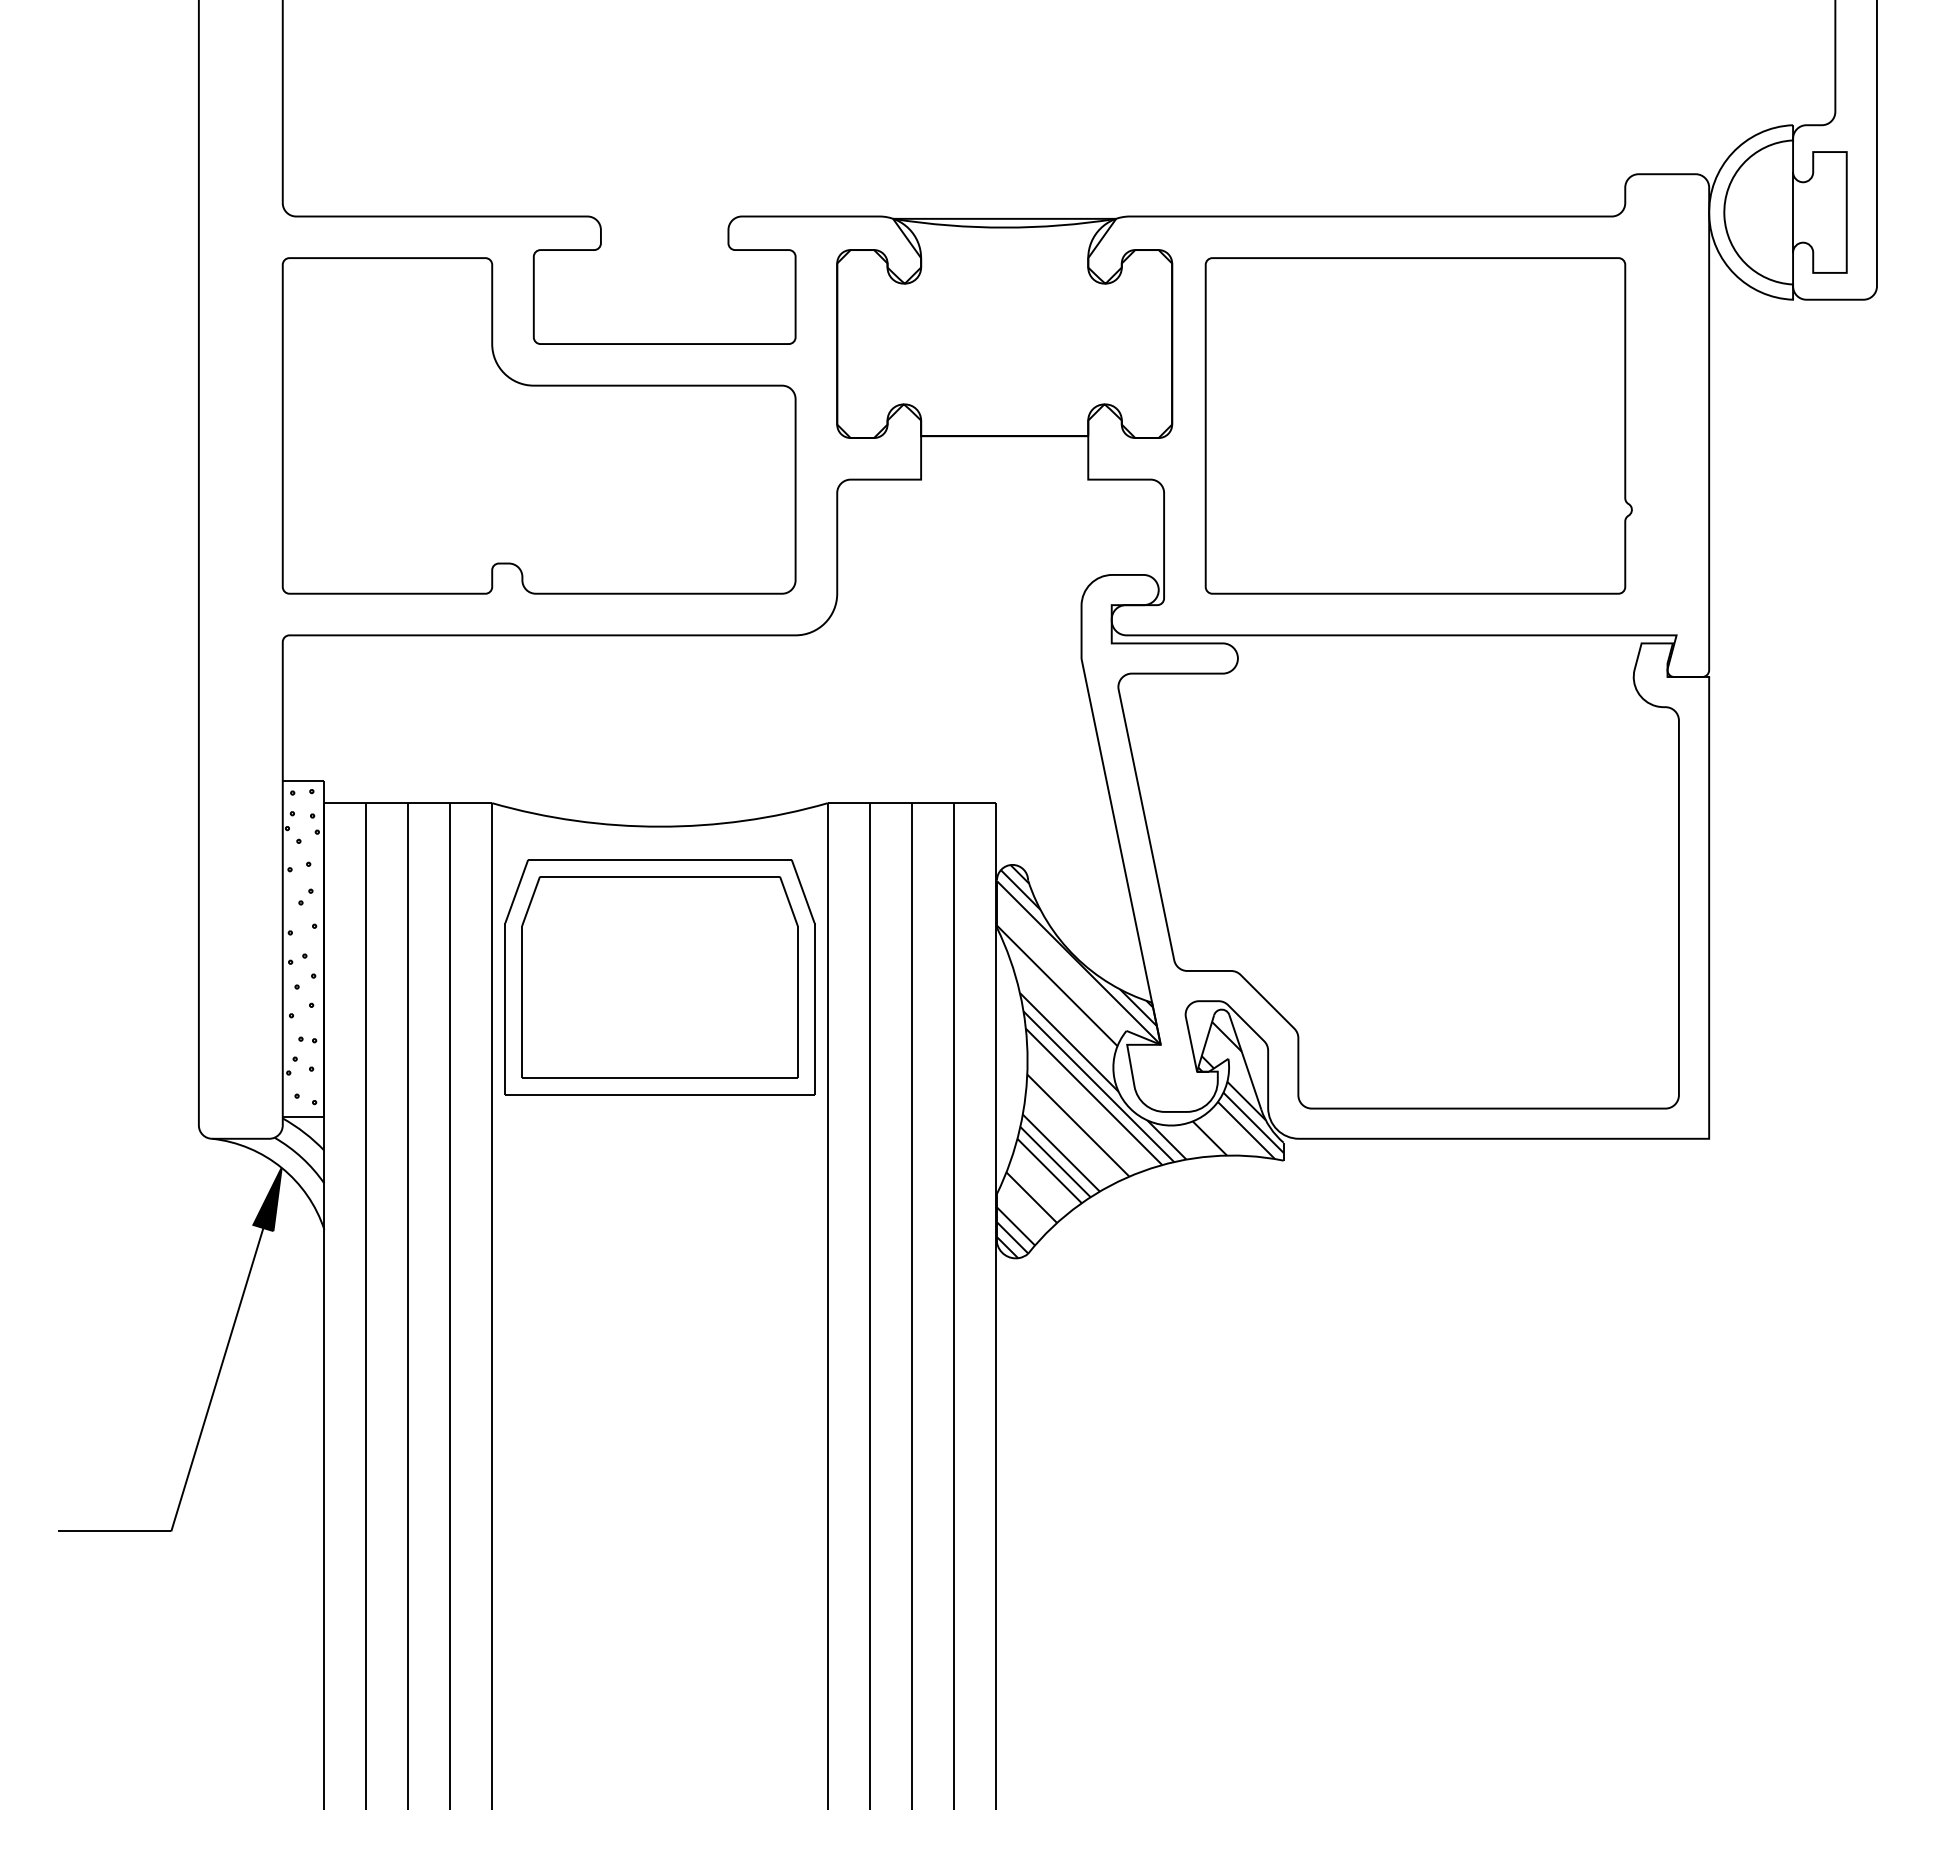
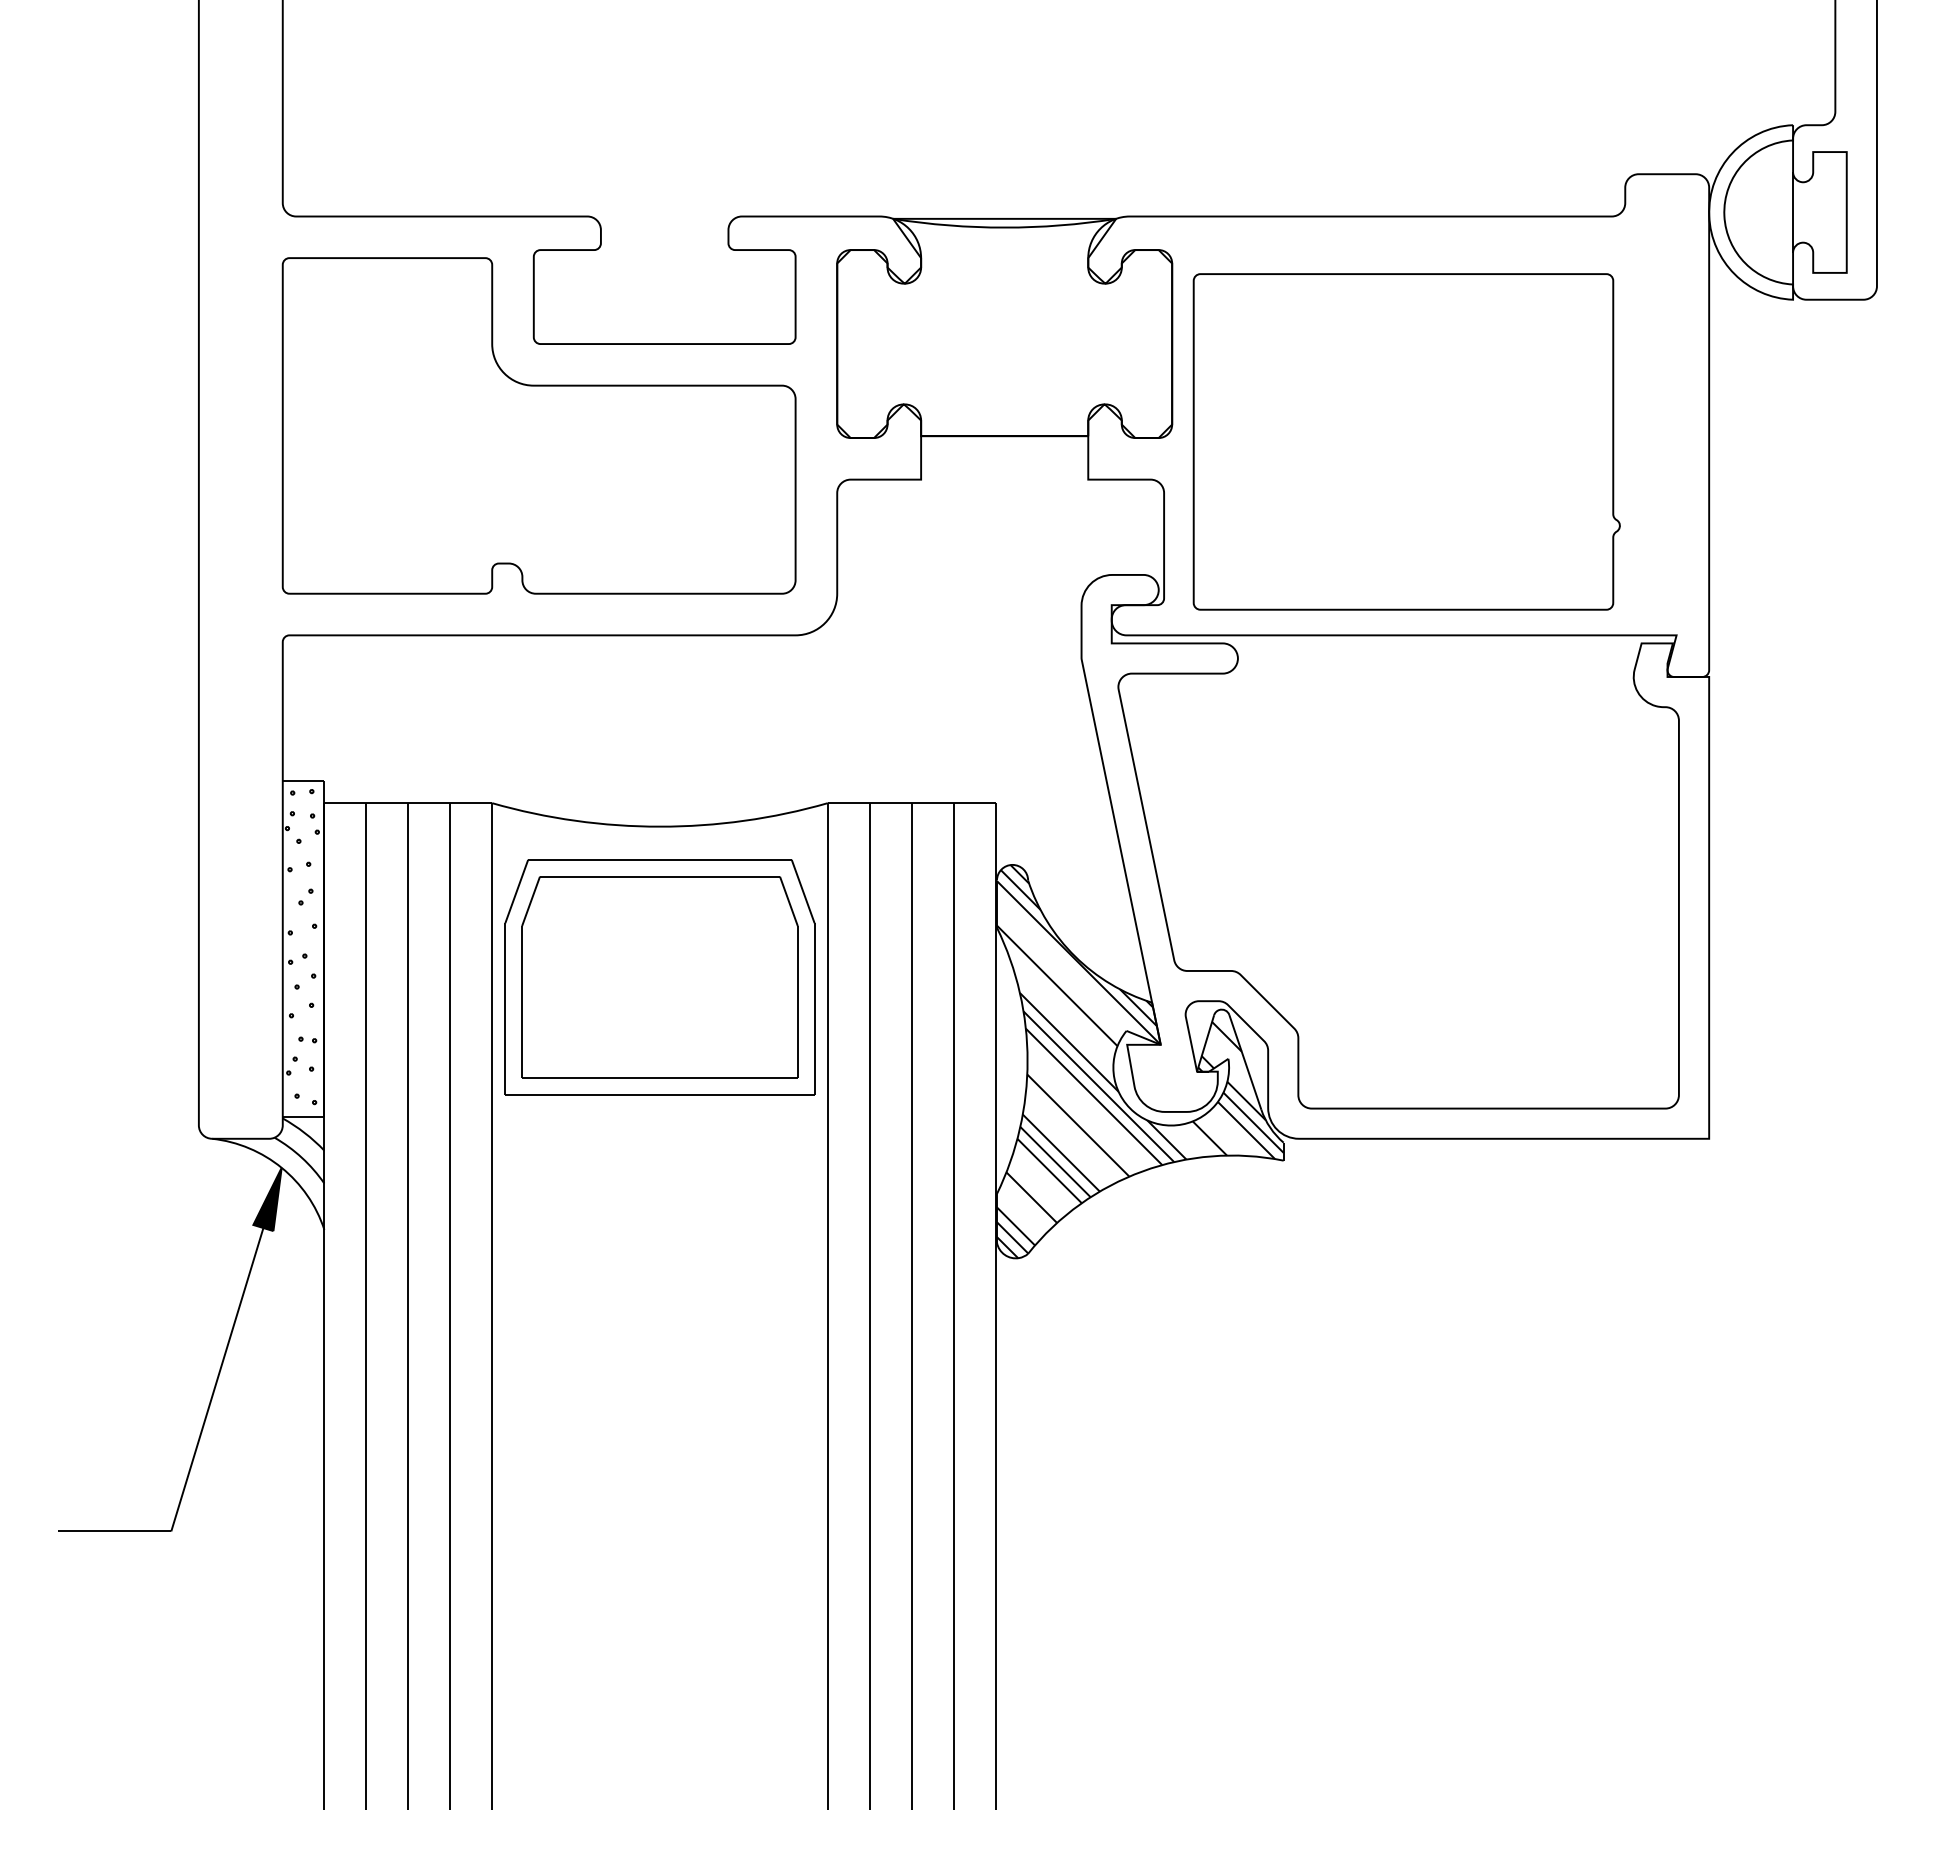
part position: (1418, 425) -> (1406, 441) (1406, 441)
